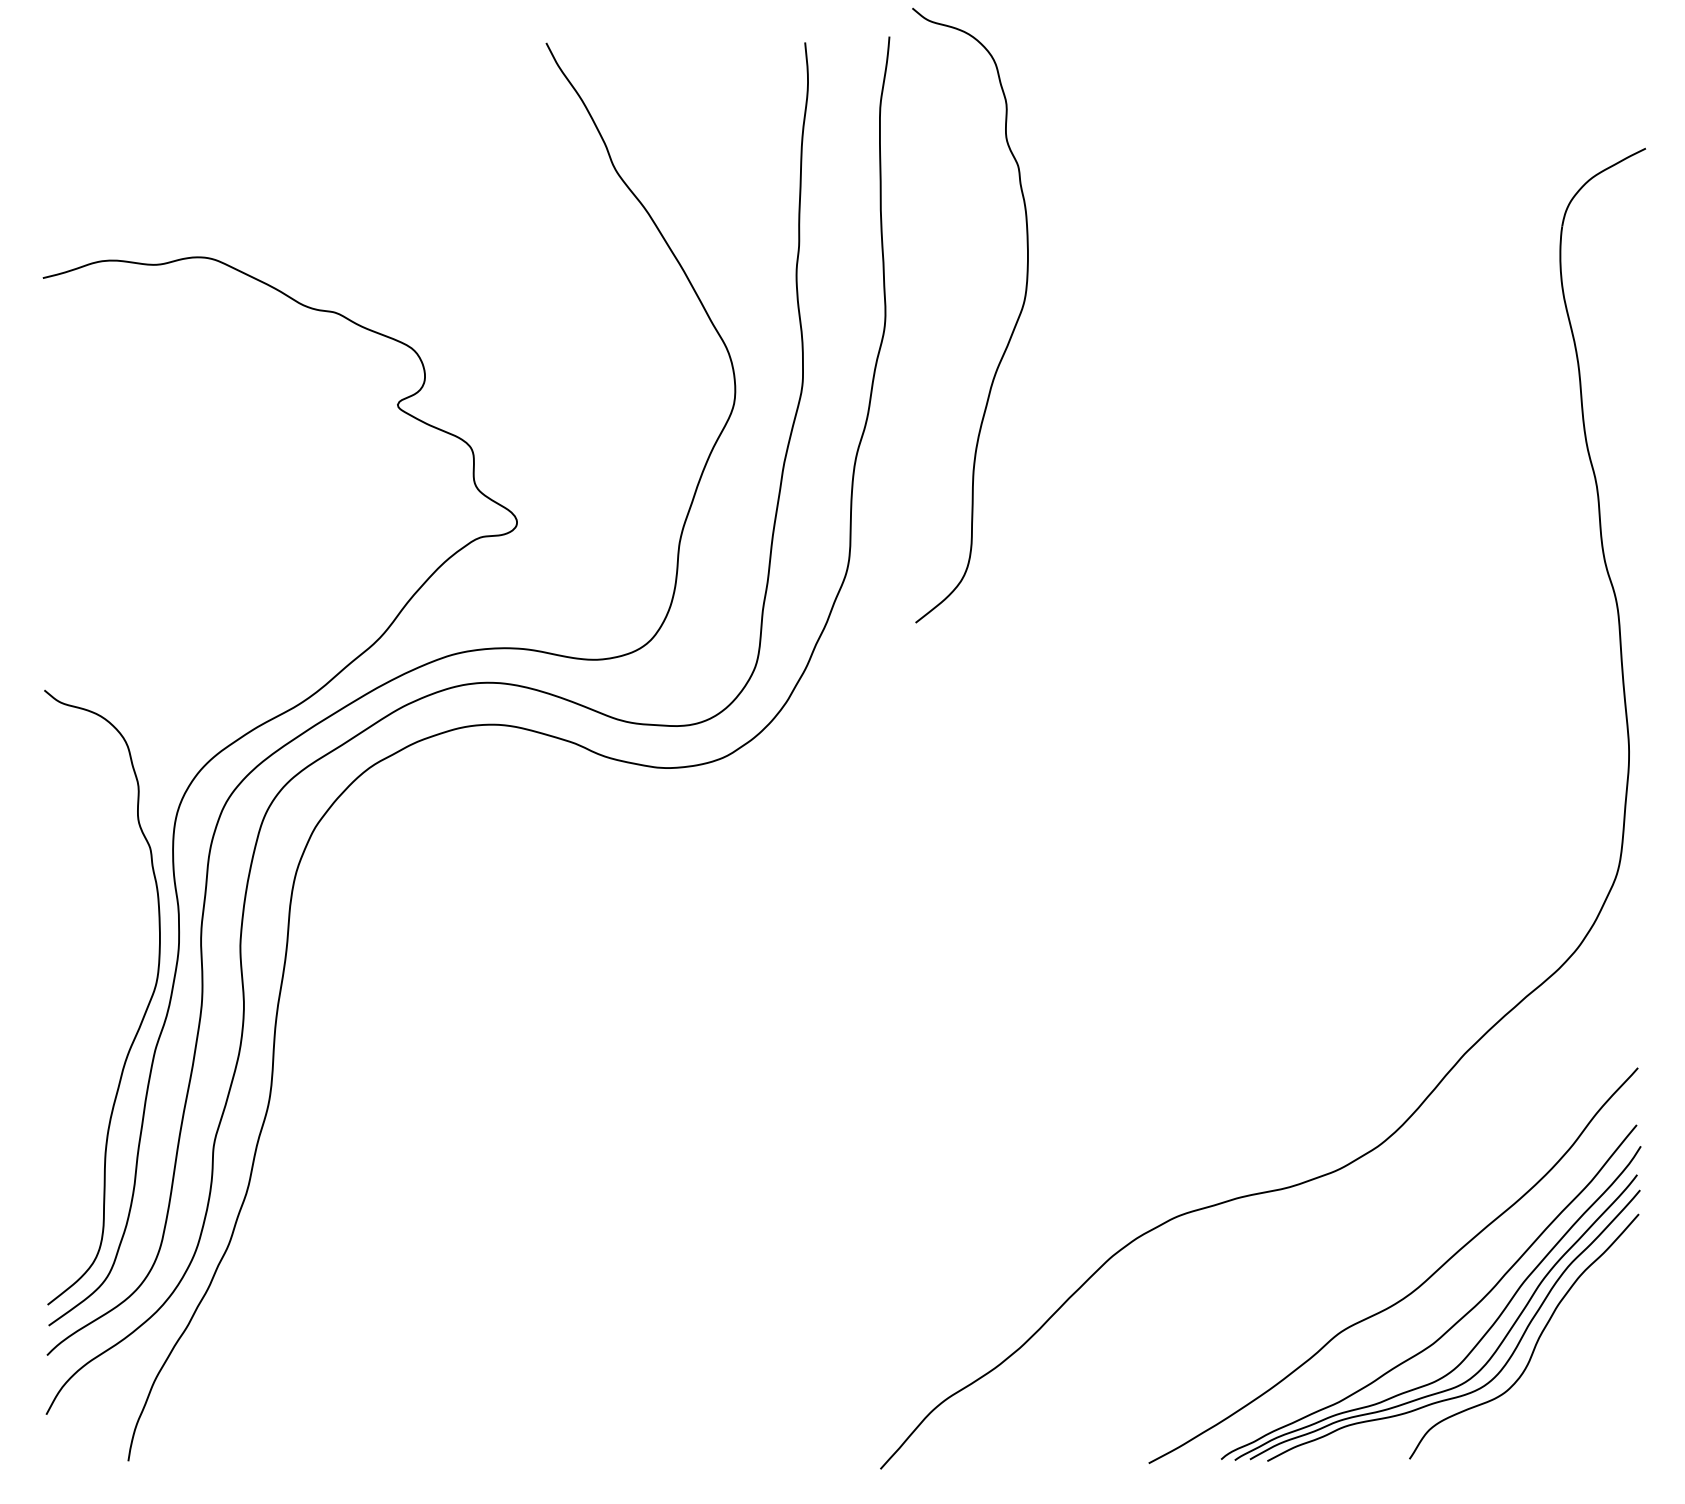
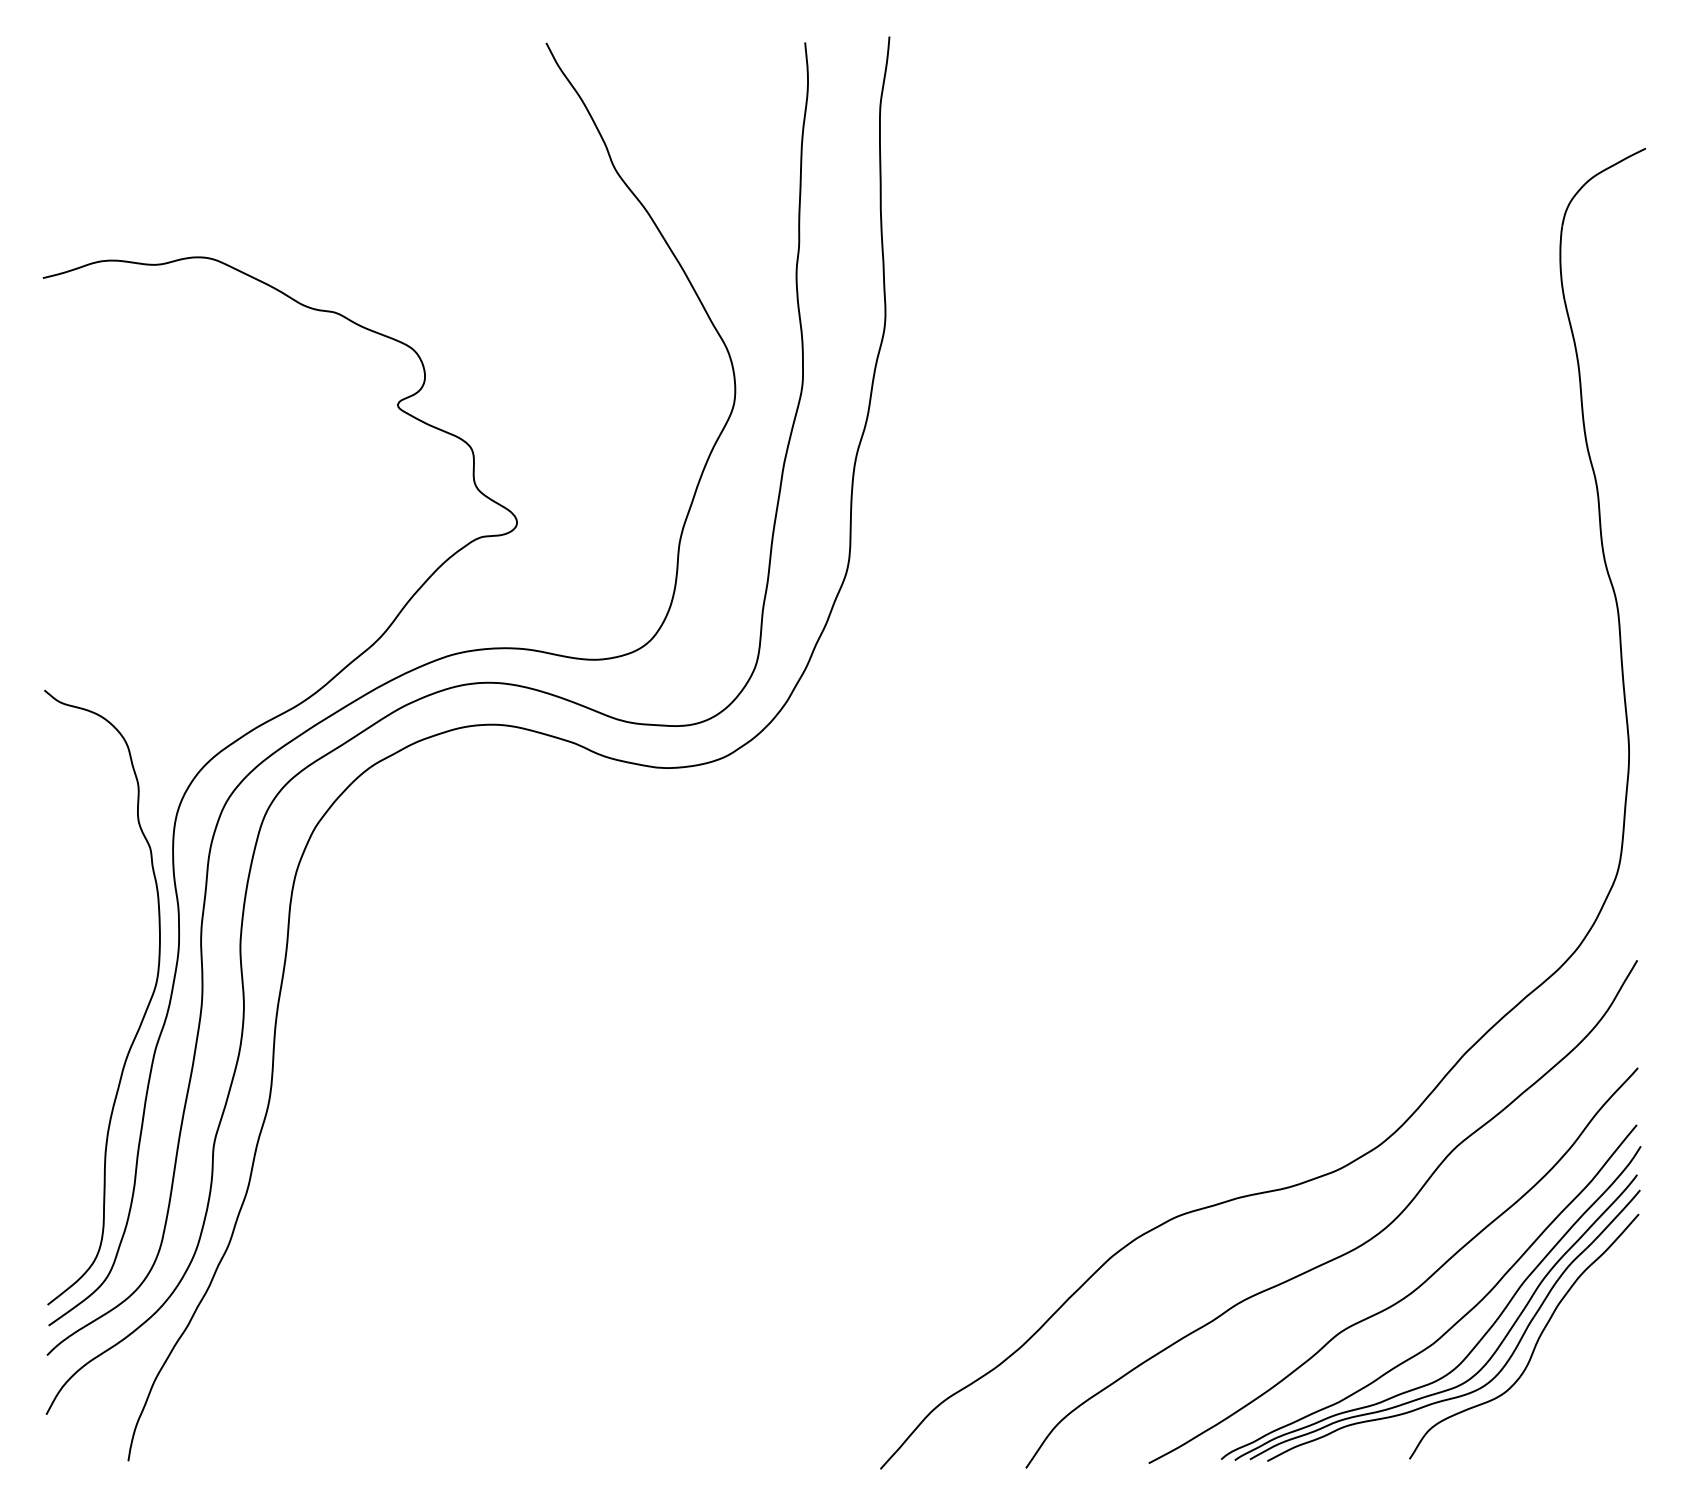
curve: present -> none (1011, 332)
curve: none -> present (1349, 1250)
